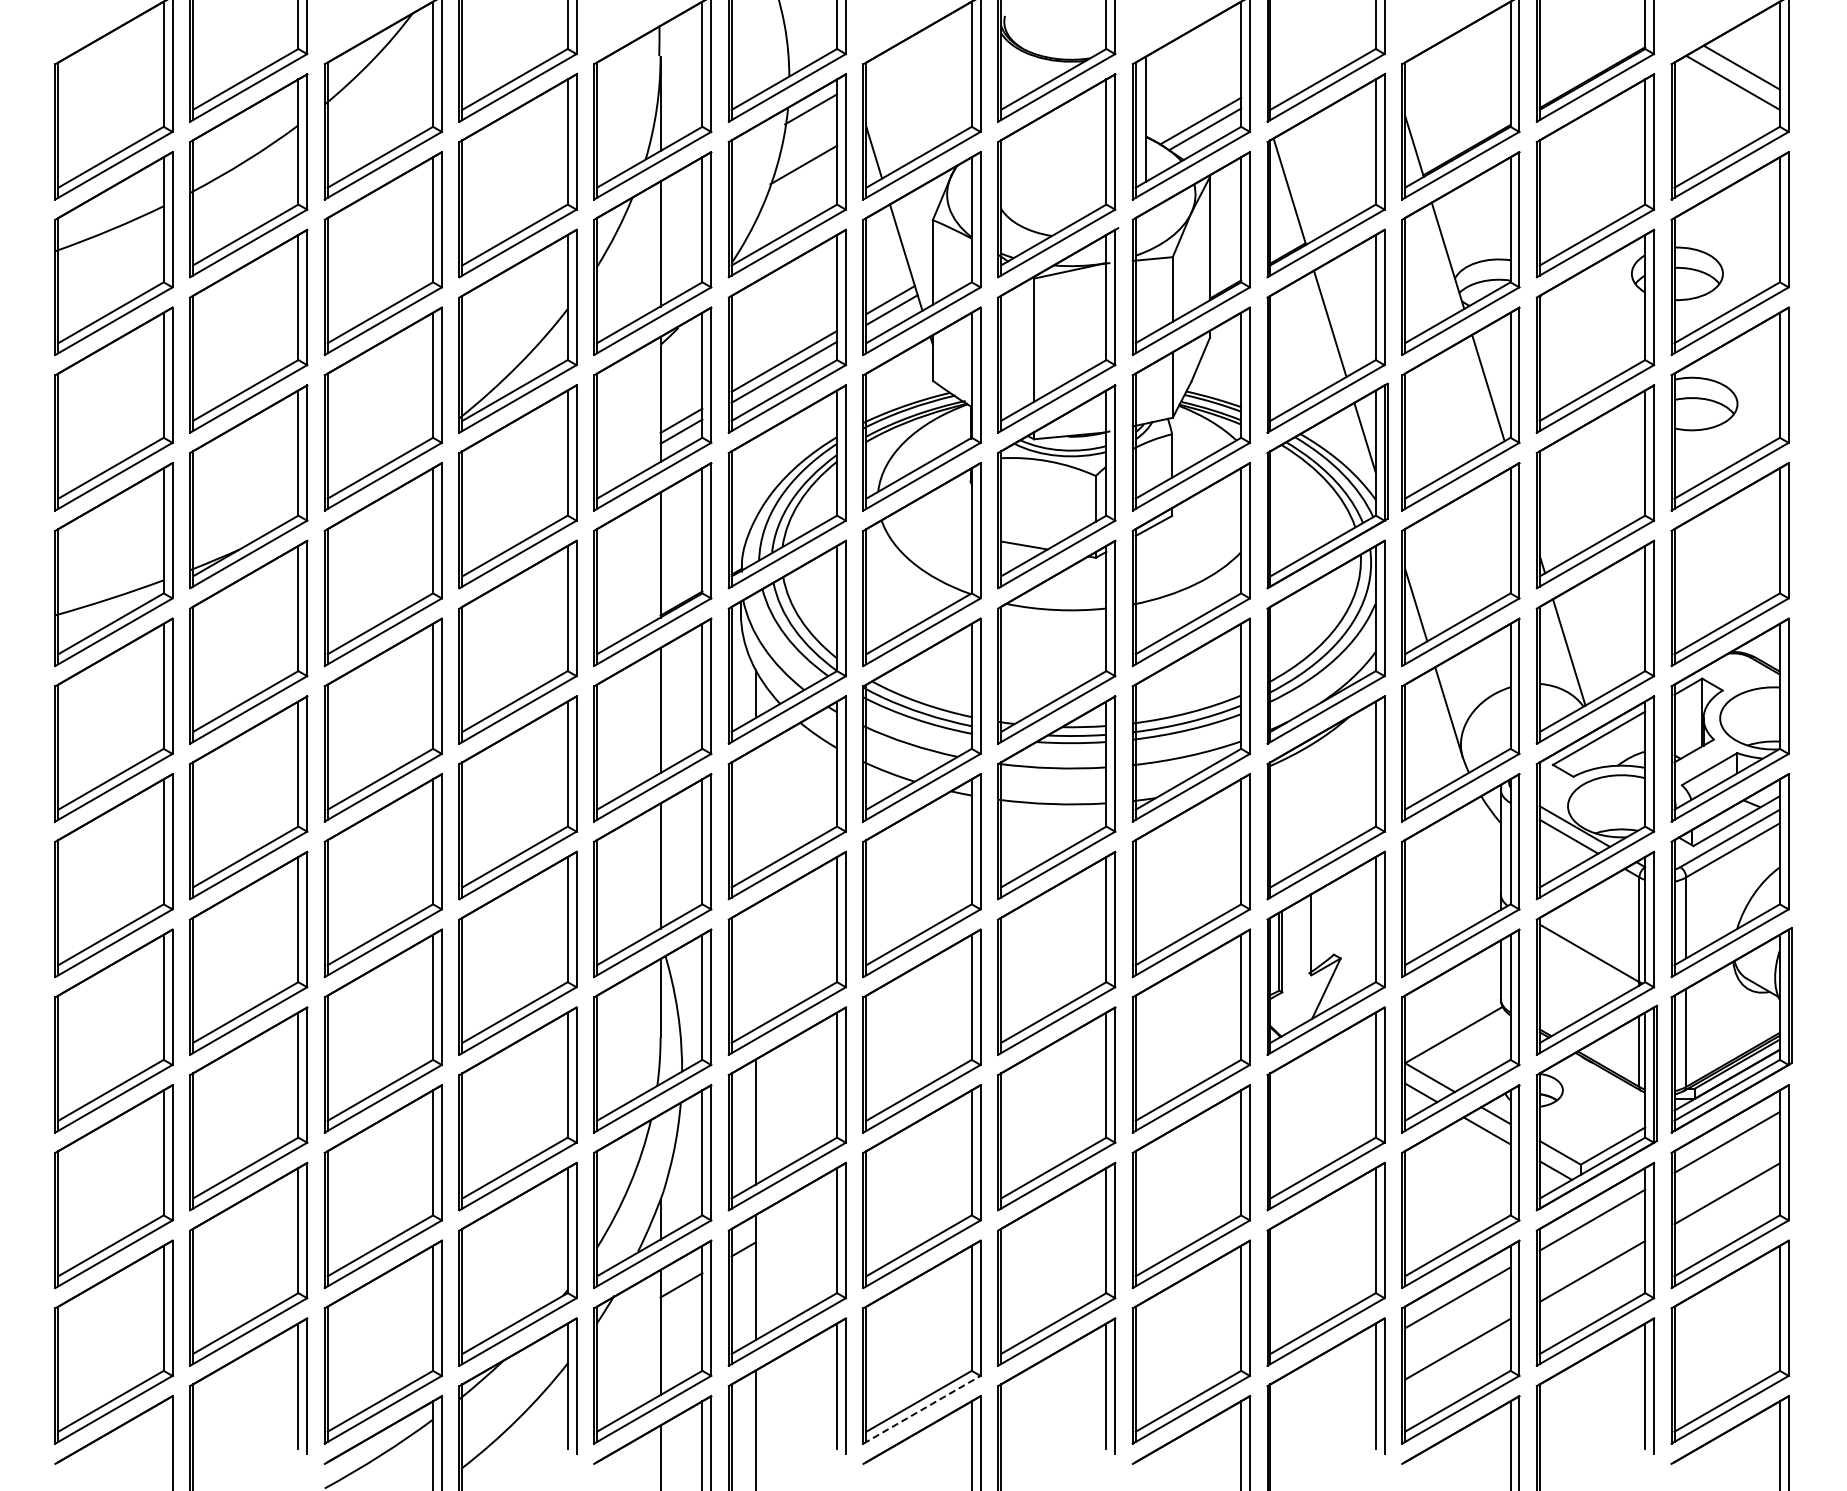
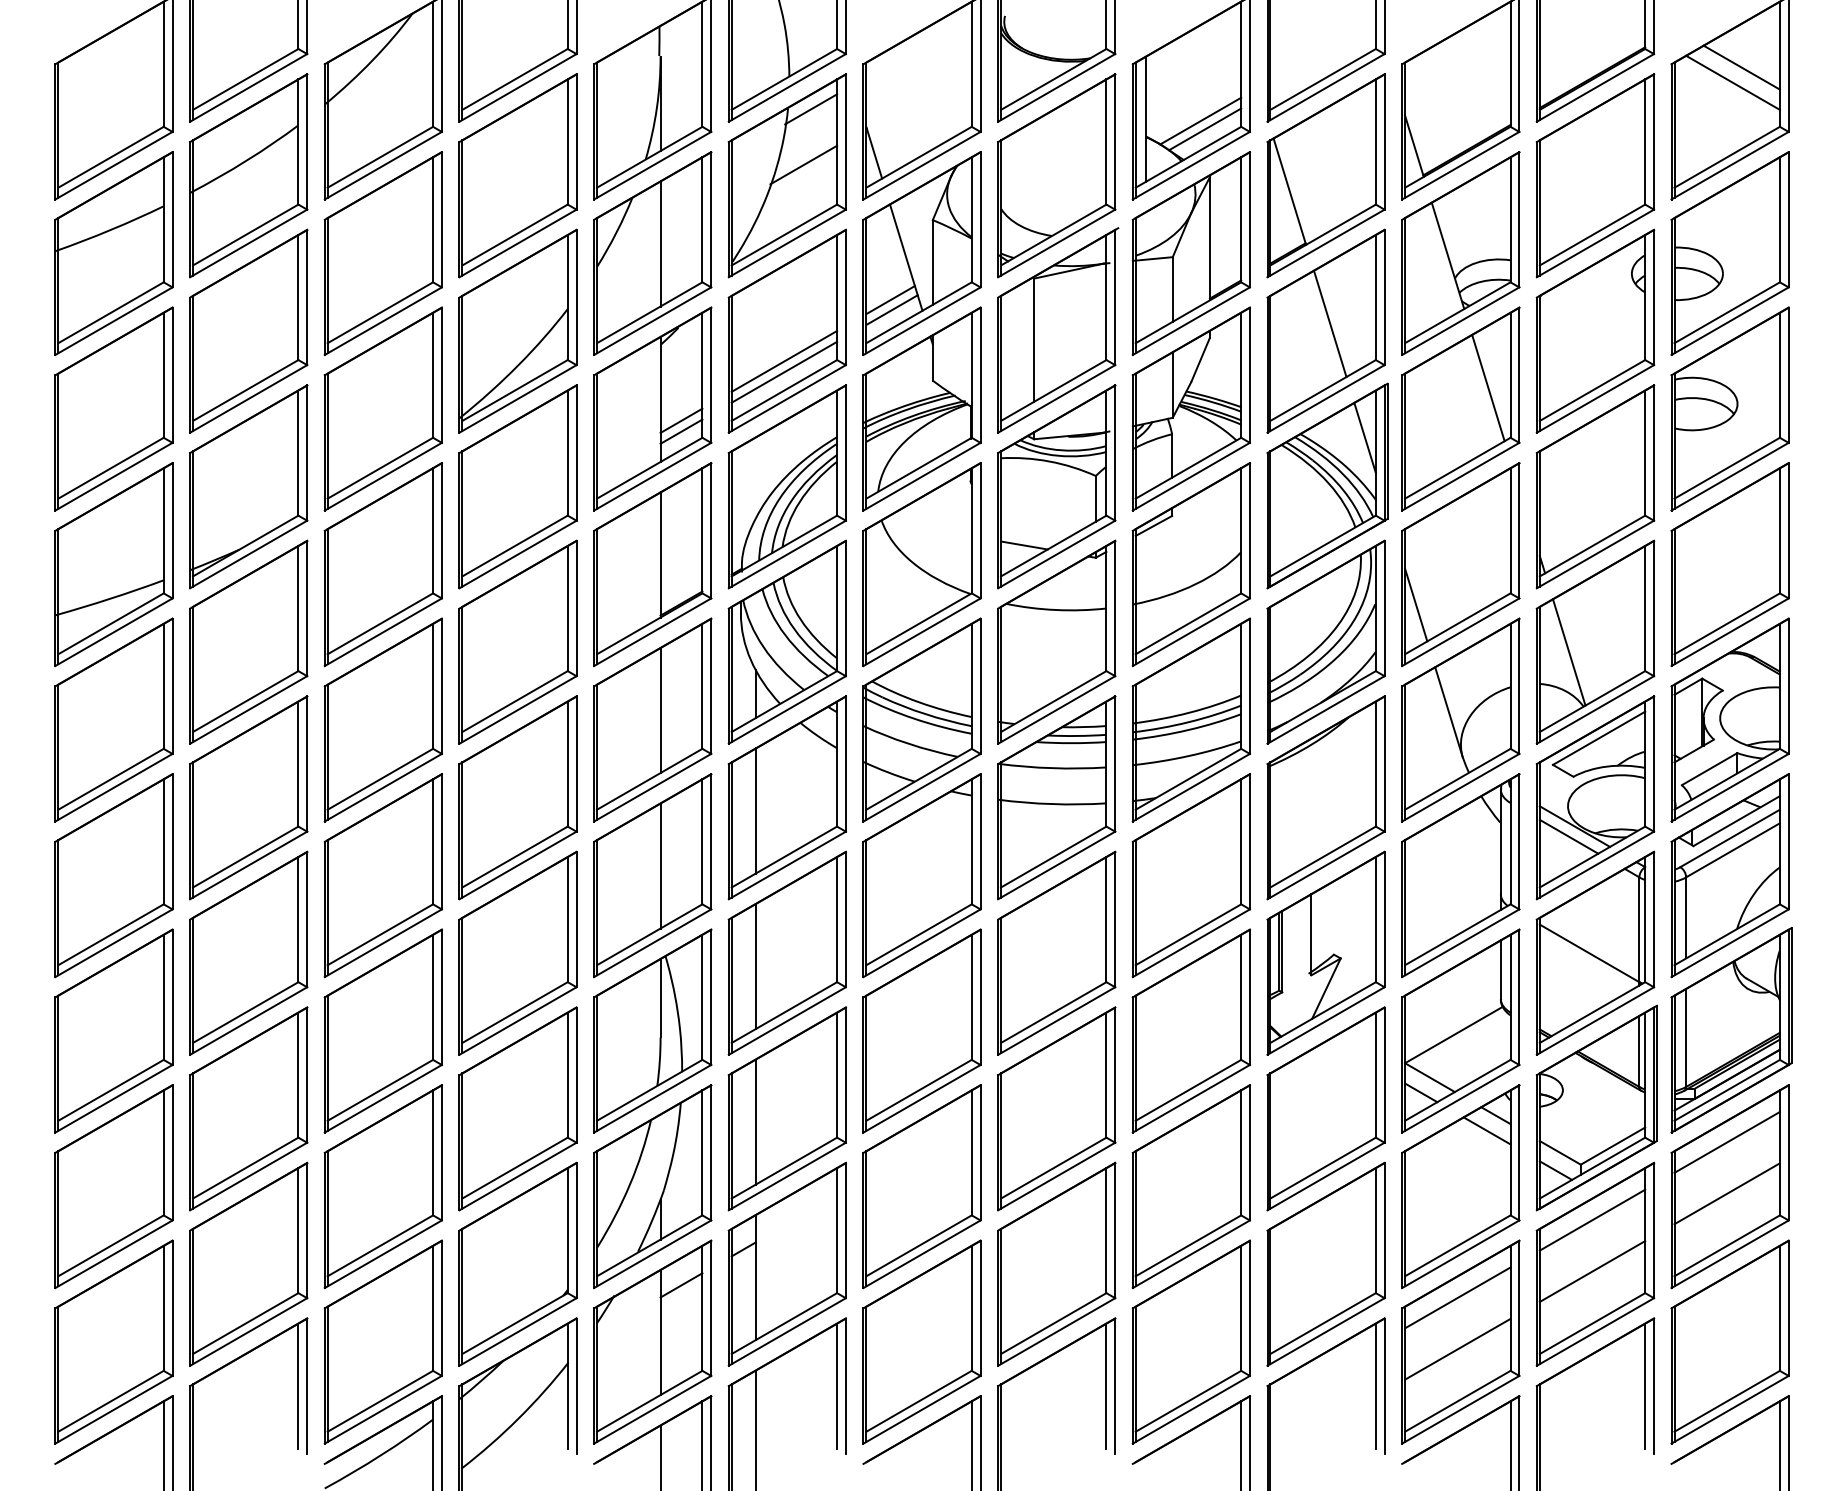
line: none -> present (755, 810)
line: none -> present (755, 966)
line: dashed -> solid (922, 1409)
line: none -> present (163, 1444)
